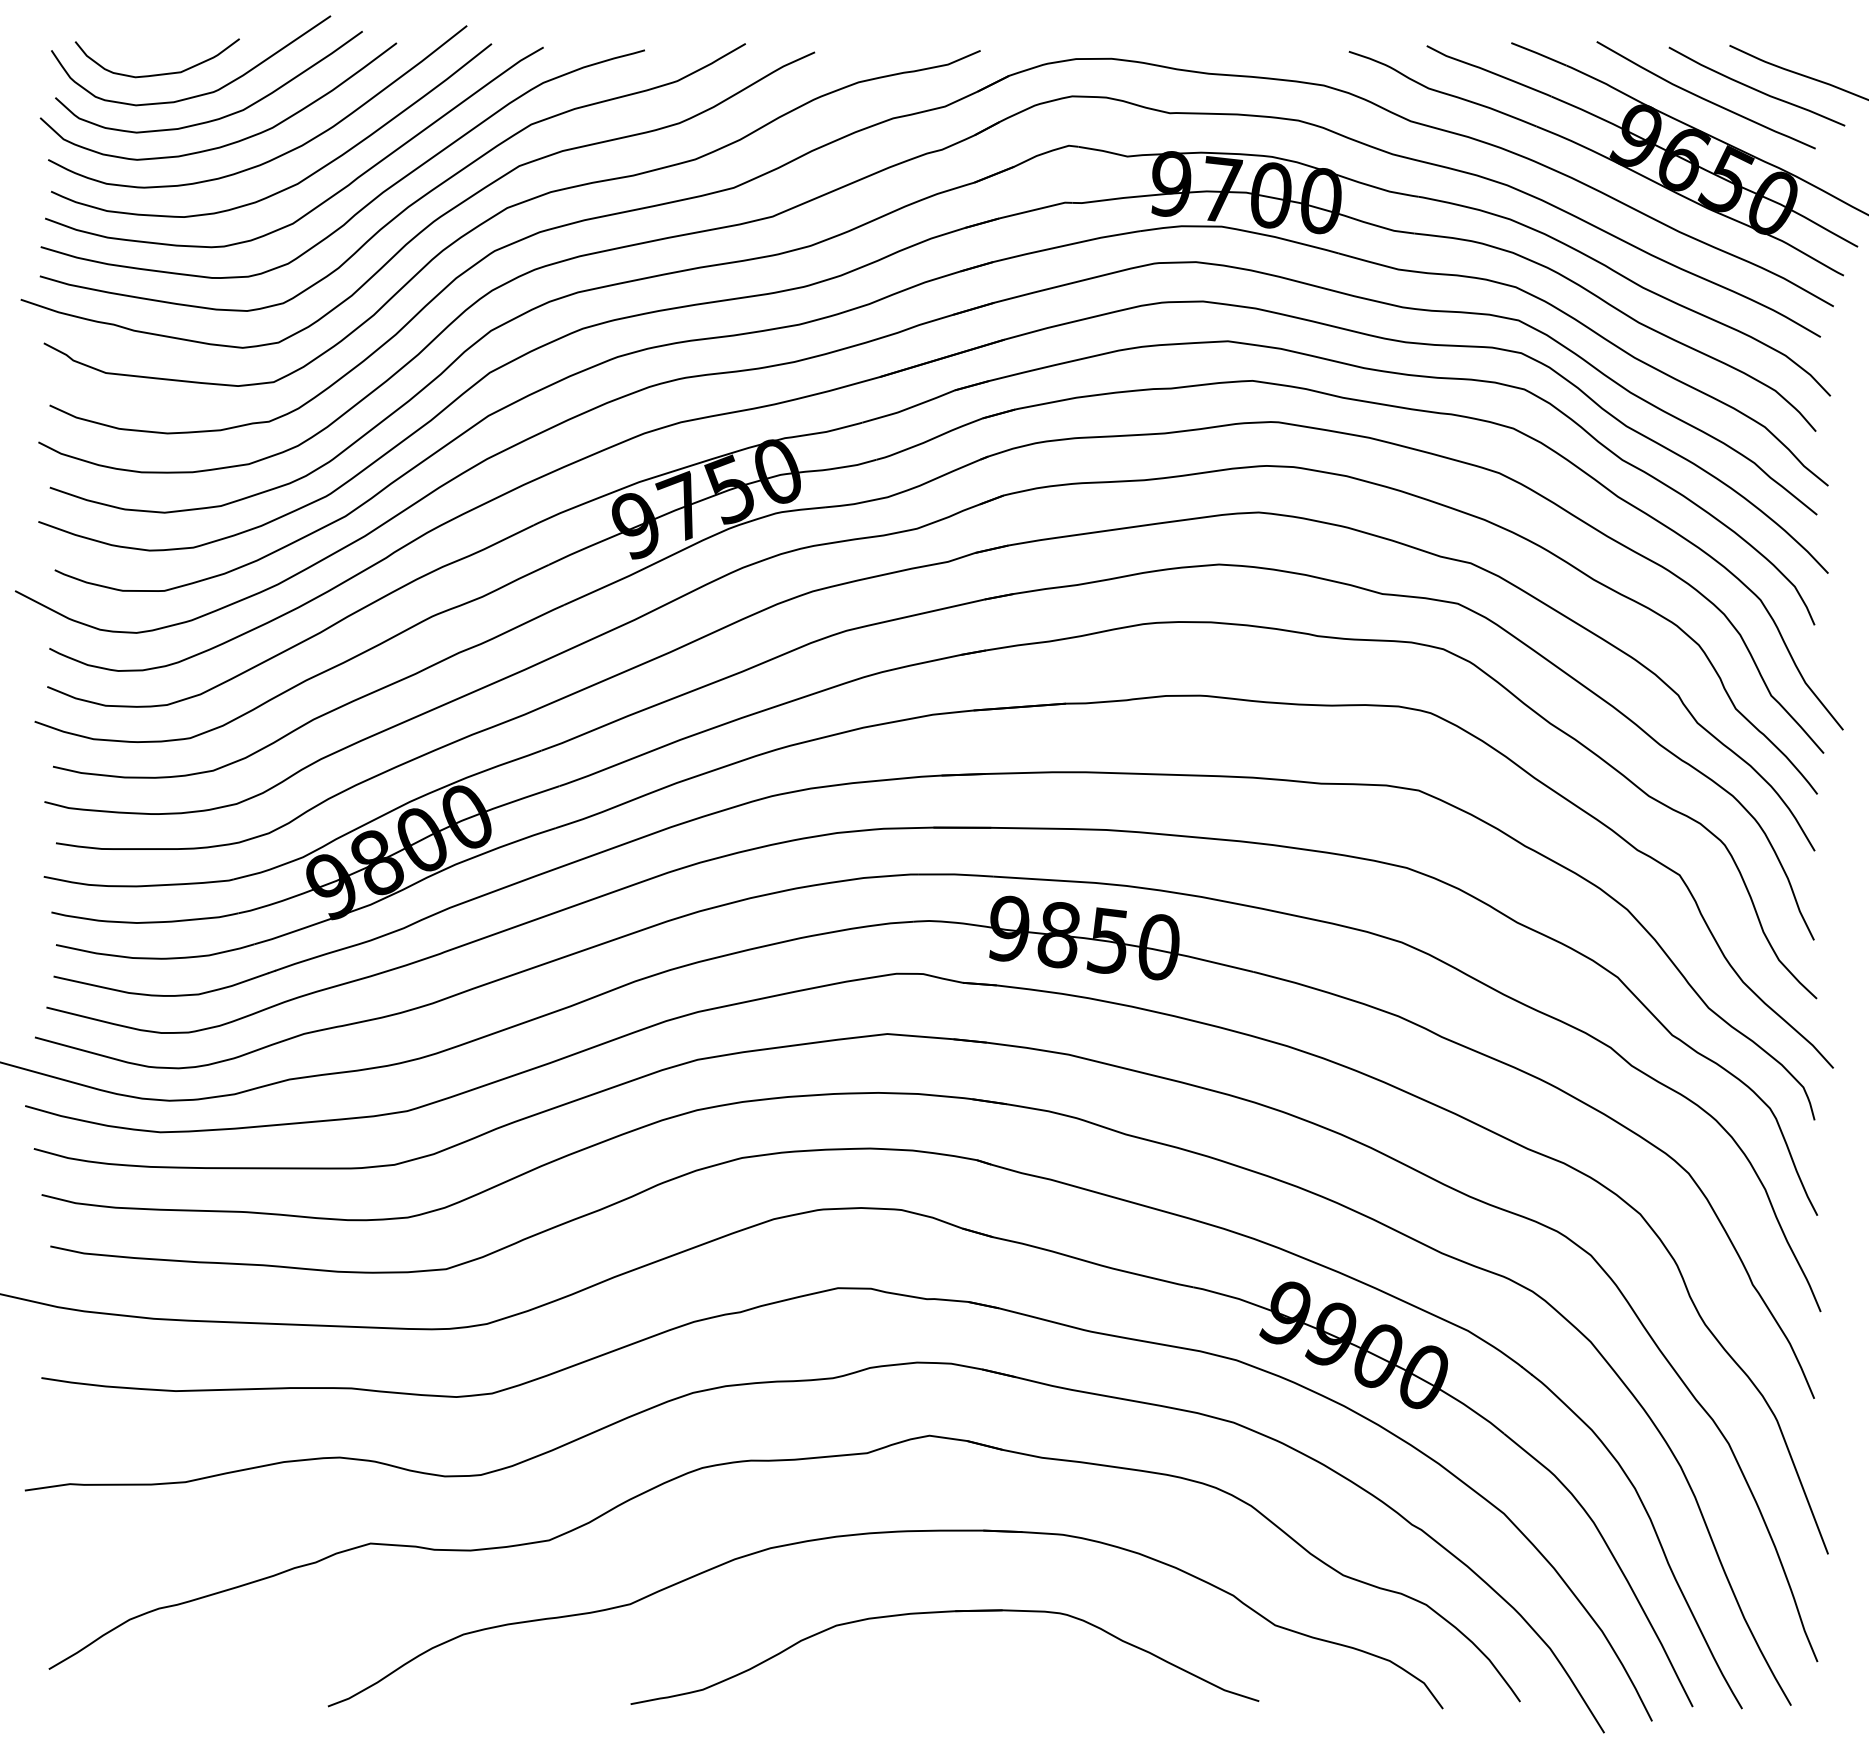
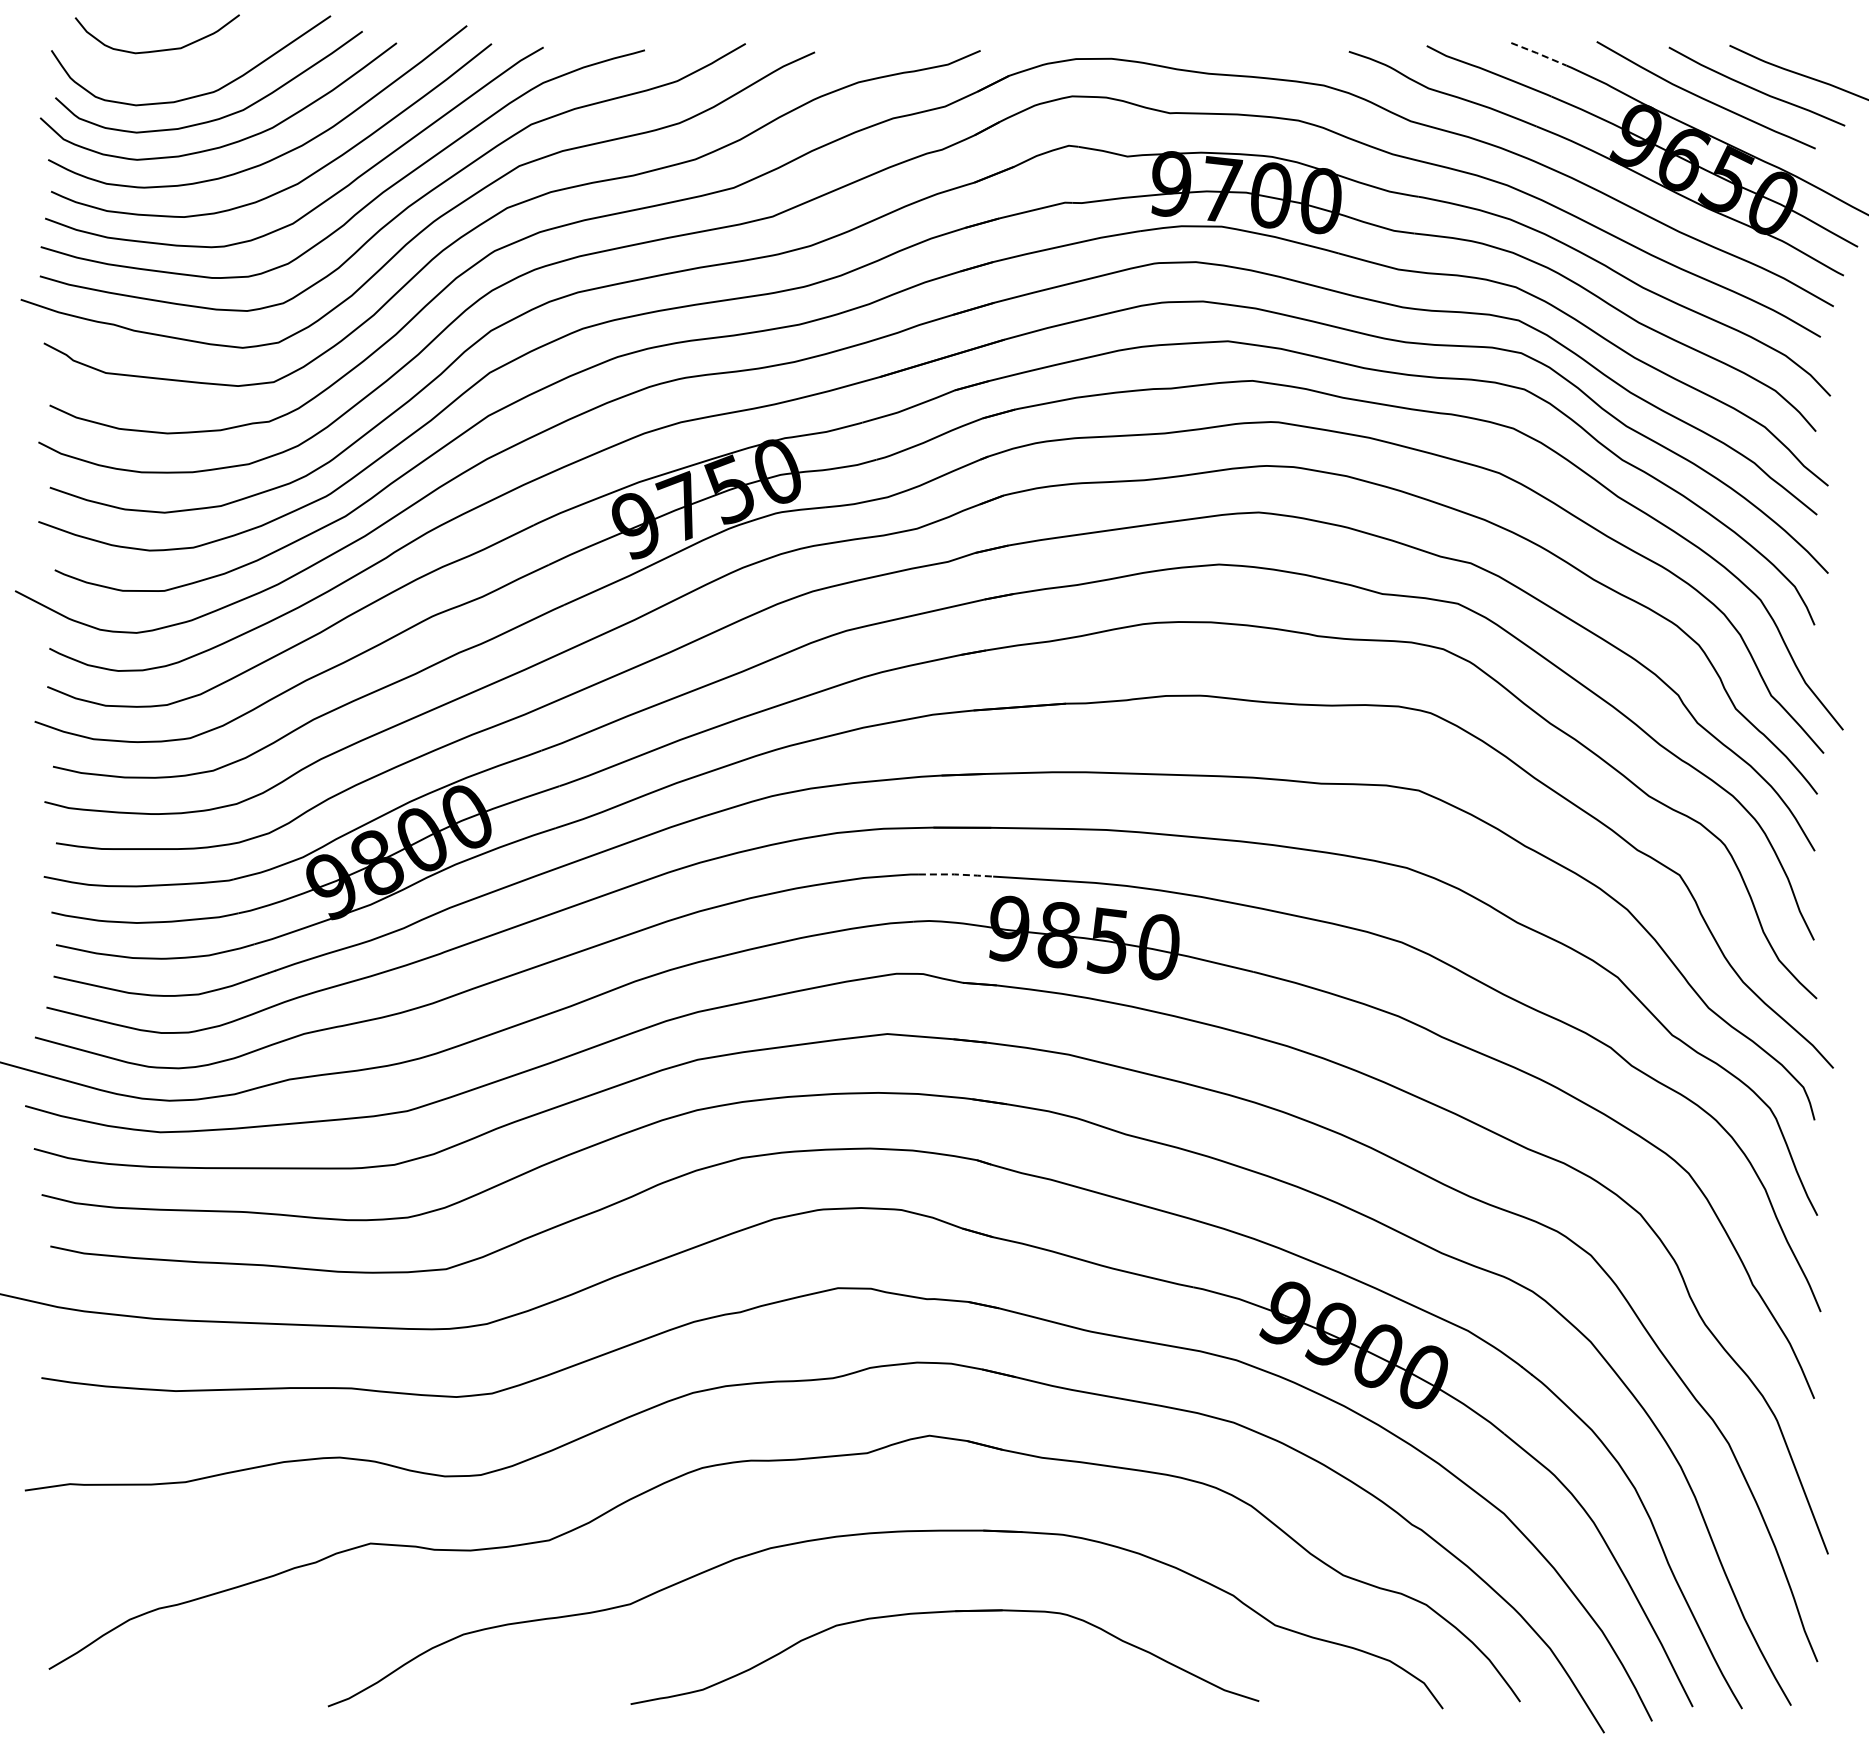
line: solid -> dashed (1538, 53)
curve position: (159, 73) -> (159, 49) (159, 49)
line: solid -> dashed (956, 874)
